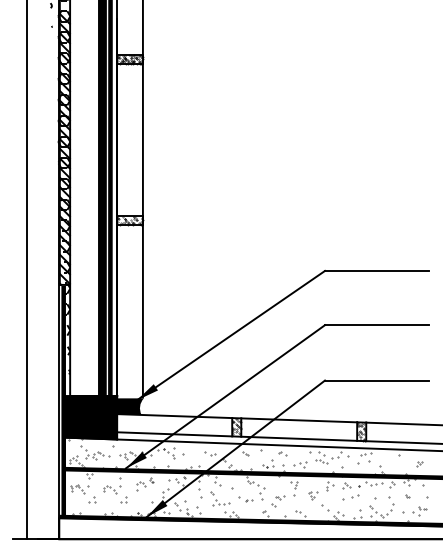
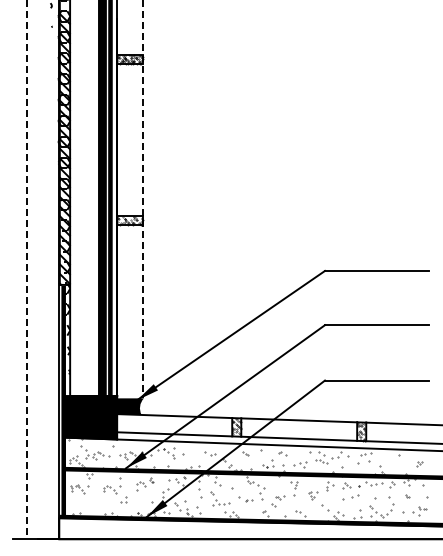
line: solid -> dashed (142, 199)
line: solid -> dashed (26, 270)
part: present -> none (92, 499)
